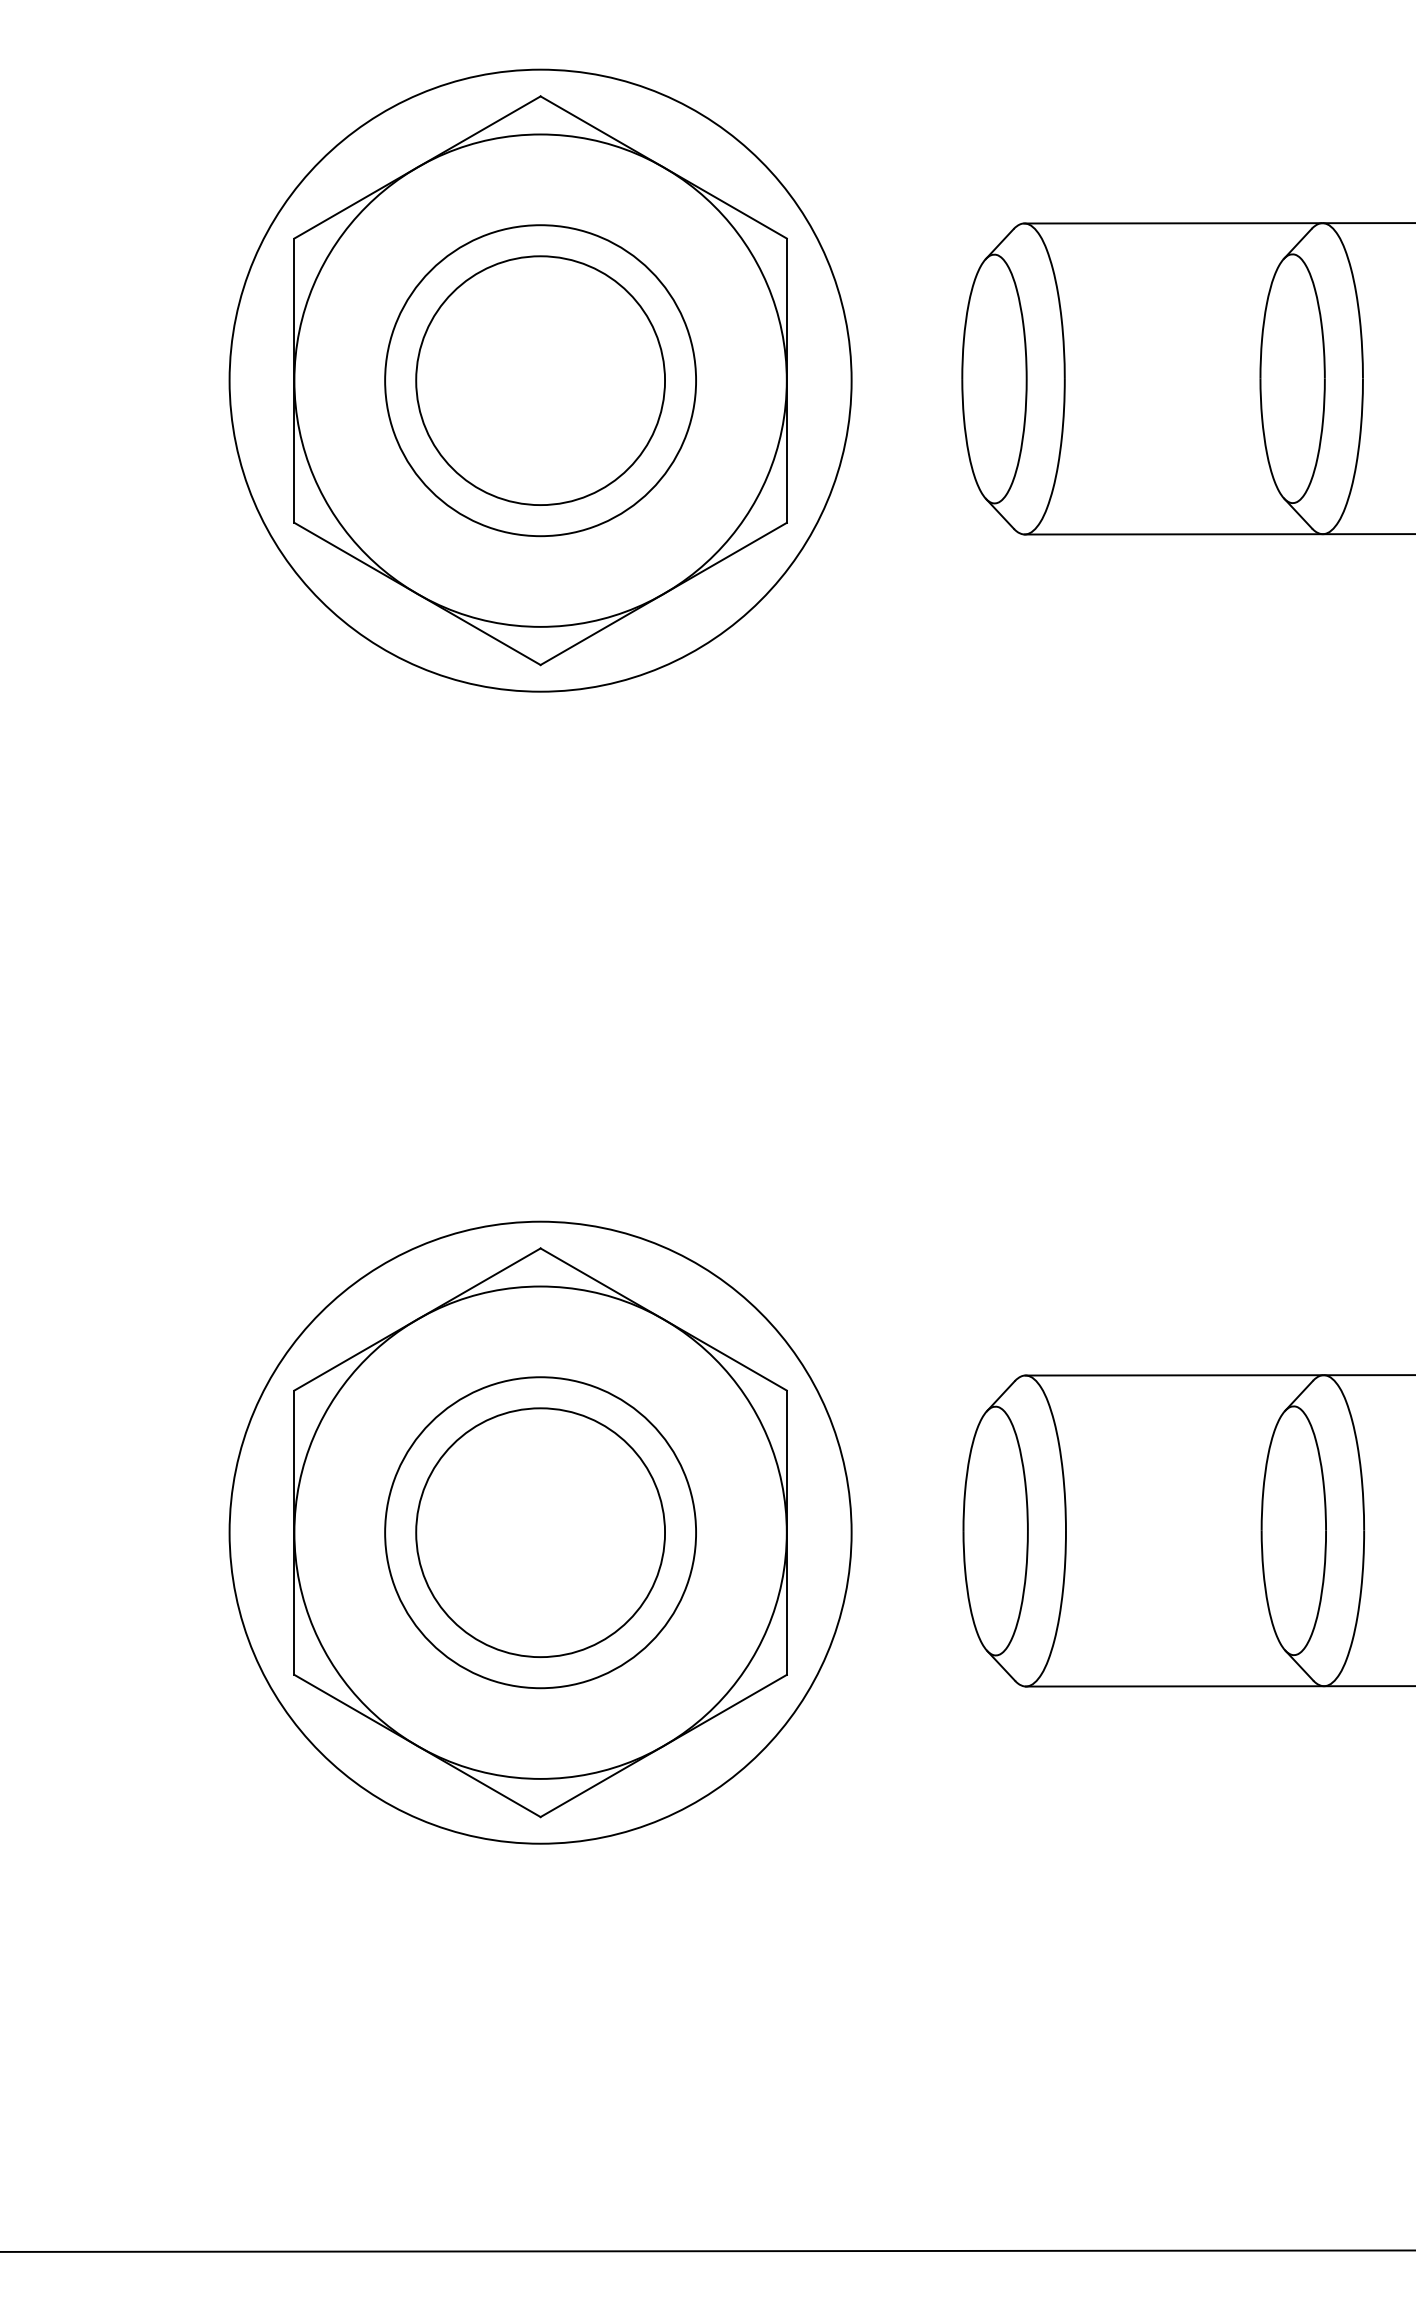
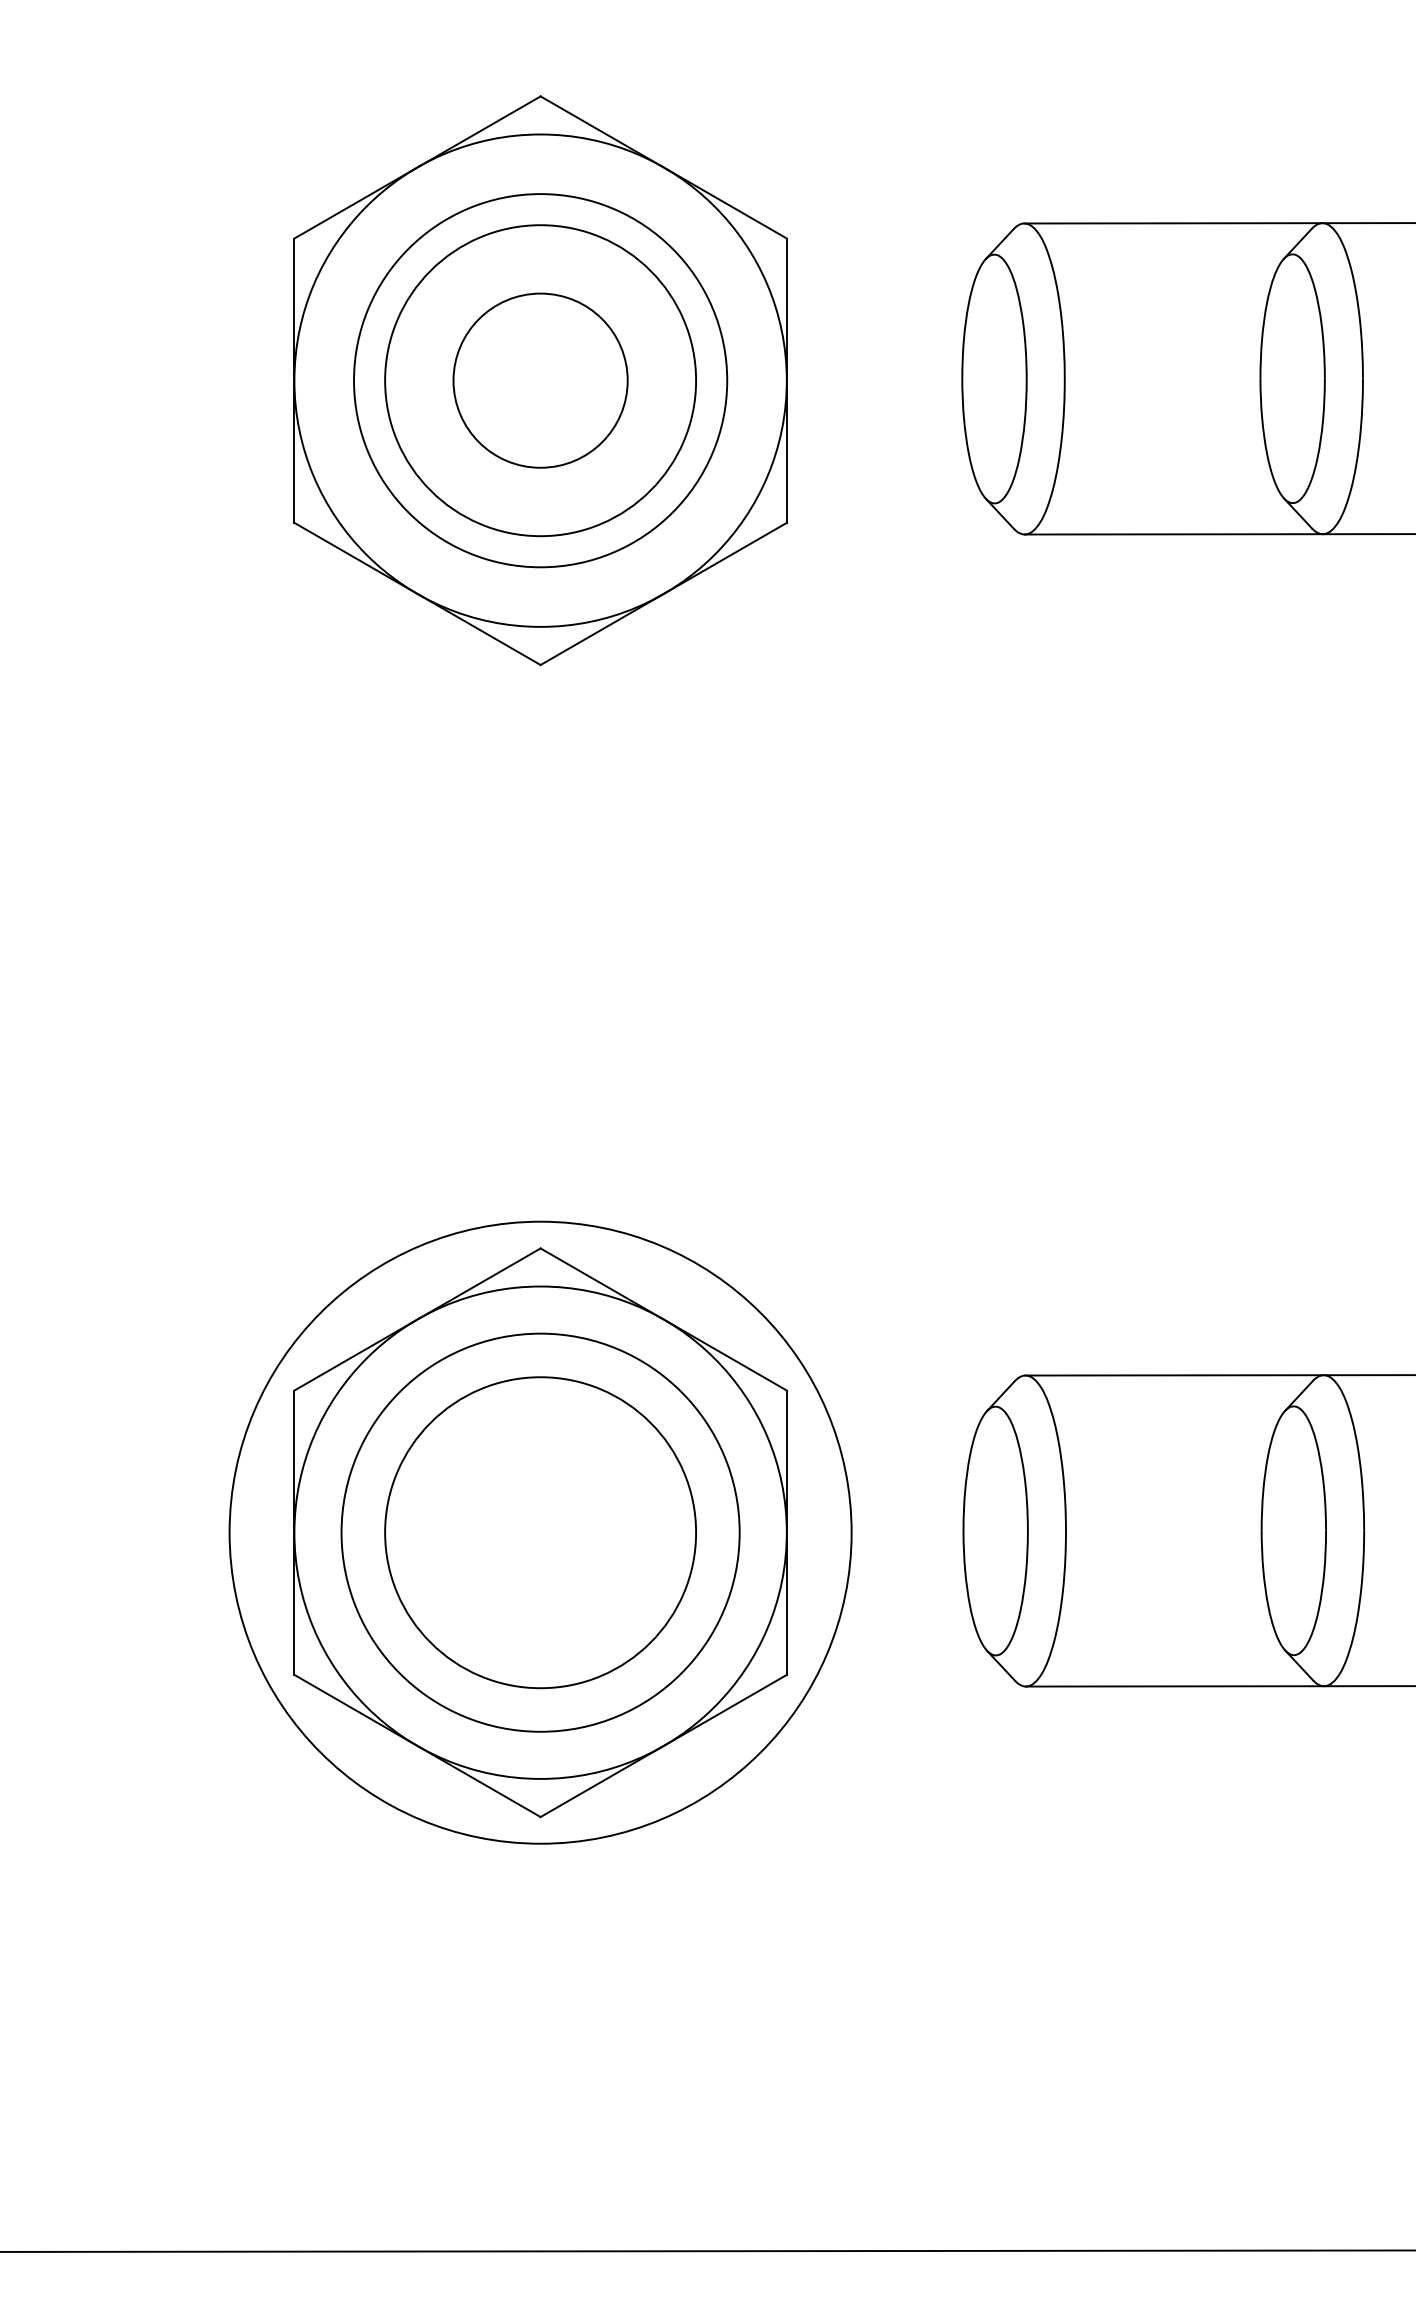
circle diameter: 249 px -> 174 px (540, 380)
circle diameter: 622 px -> 373 px (540, 380)
circle diameter: 249 px -> 398 px (540, 1532)
